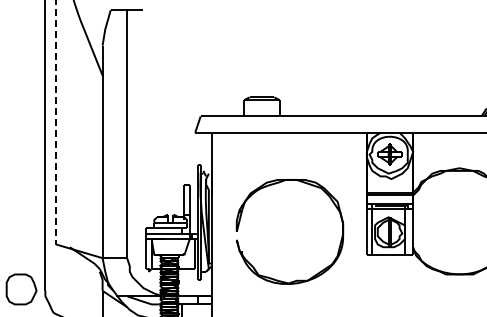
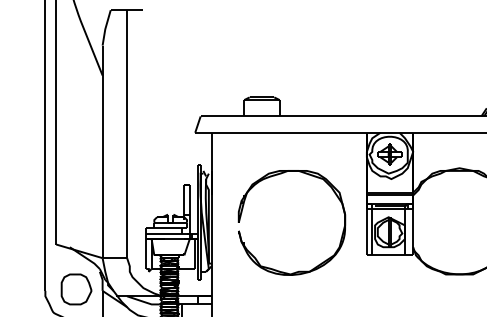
line: dashed -> solid (56, 122)
part position: (297, 279) -> (299, 270) (299, 270)
part position: (21, 289) -> (76, 289) (76, 289)
